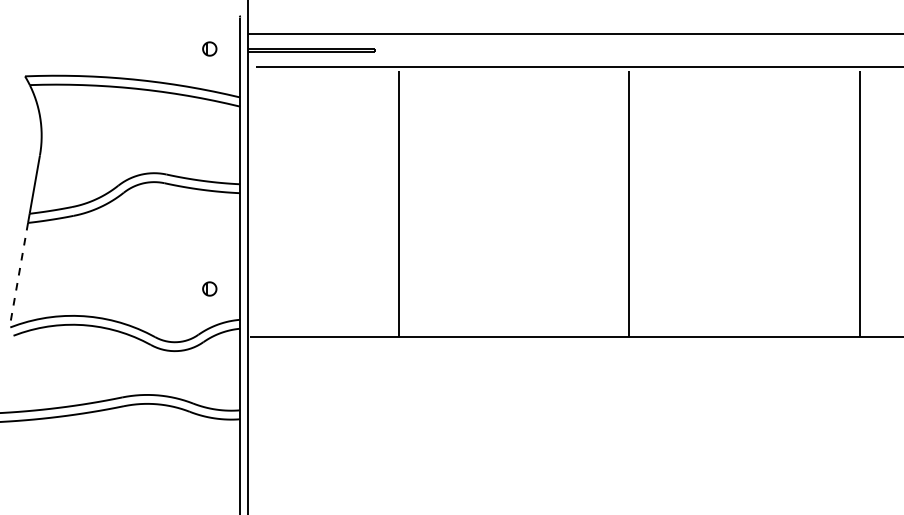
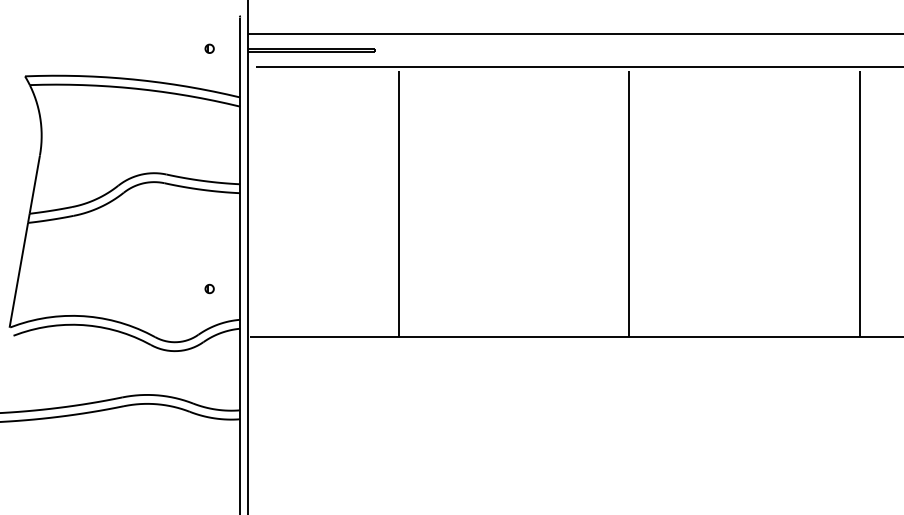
part size: 16x16 px -> 11x11 px (209, 48)
line: dashed -> solid (18, 275)
part size: 16x16 px -> 11x12 px (209, 288)
